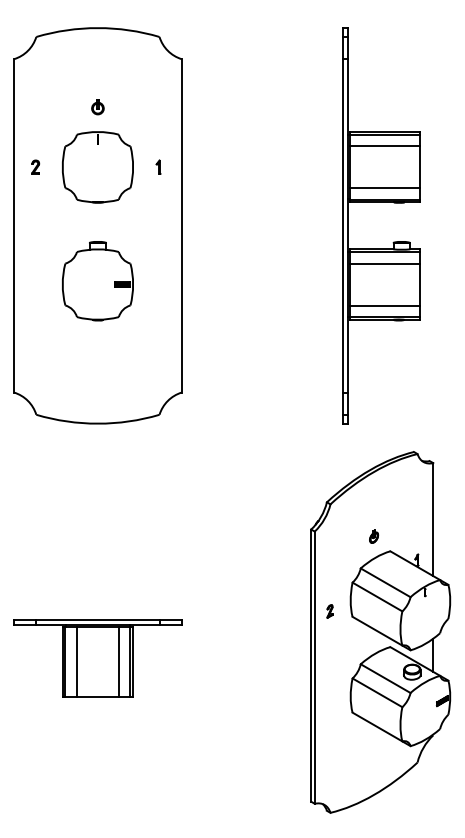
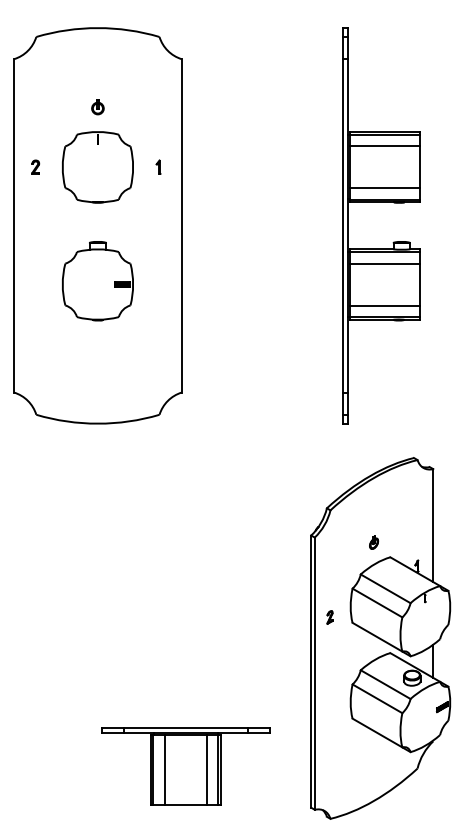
part position: (380, 632) -> (380, 638) (380, 638)
part position: (97, 658) -> (185, 766) (185, 766)
